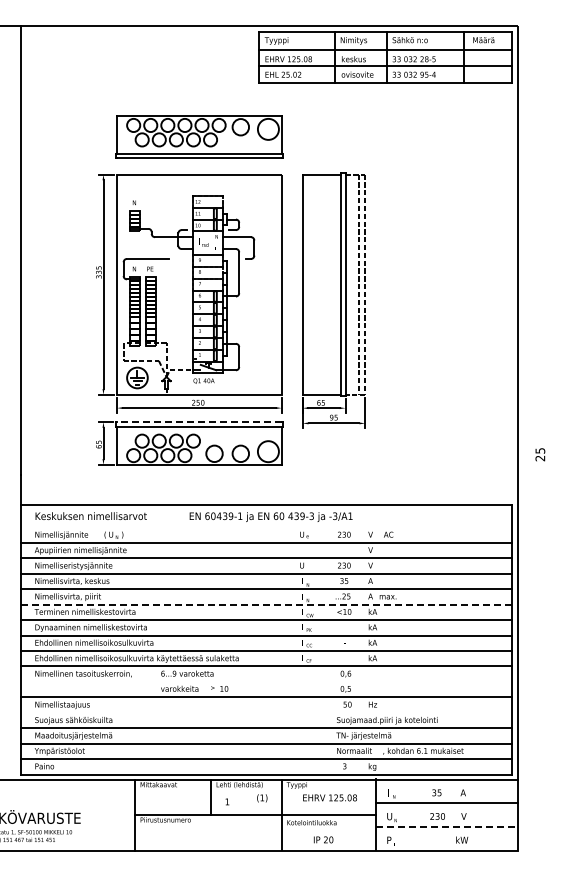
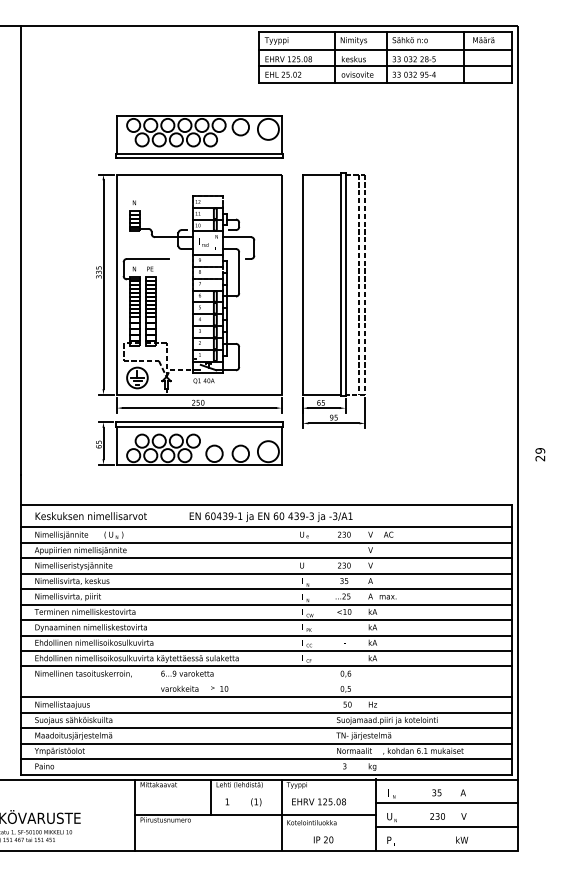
line: dashed -> solid (198, 422)
text: 25 -> 29 (539, 450)
line: none -> present (266, 526)
line: dashed -> solid (266, 604)
line: none -> present (266, 712)
text position: (329, 797) -> (318, 801) (318, 801)
text position: (262, 798) -> (256, 802) (256, 802)
line: dashed -> solid (446, 827)
